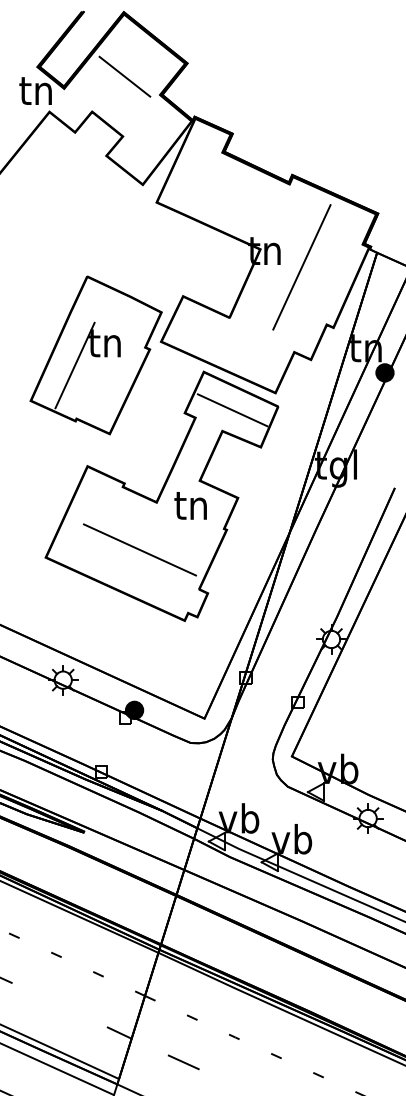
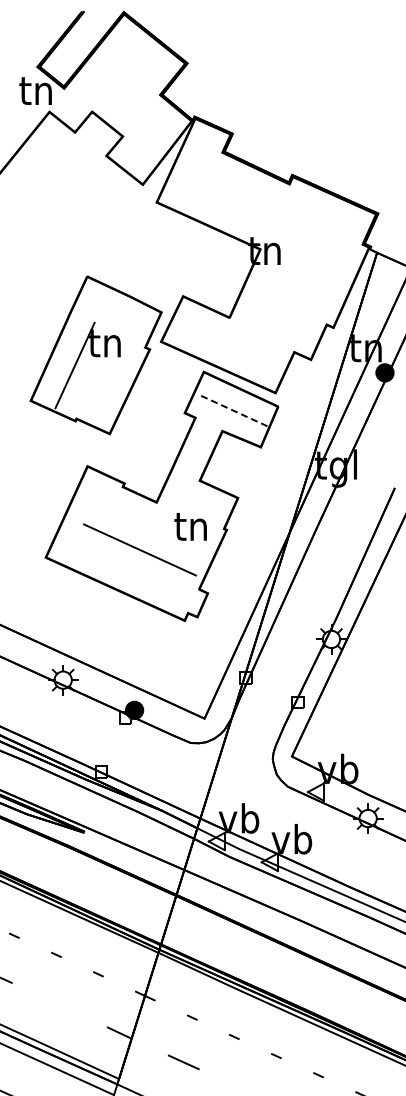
line: present -> none (124, 76)
line: present -> none (301, 267)
line: solid -> dashed (232, 410)
text position: (190, 505) -> (190, 526) (190, 526)
